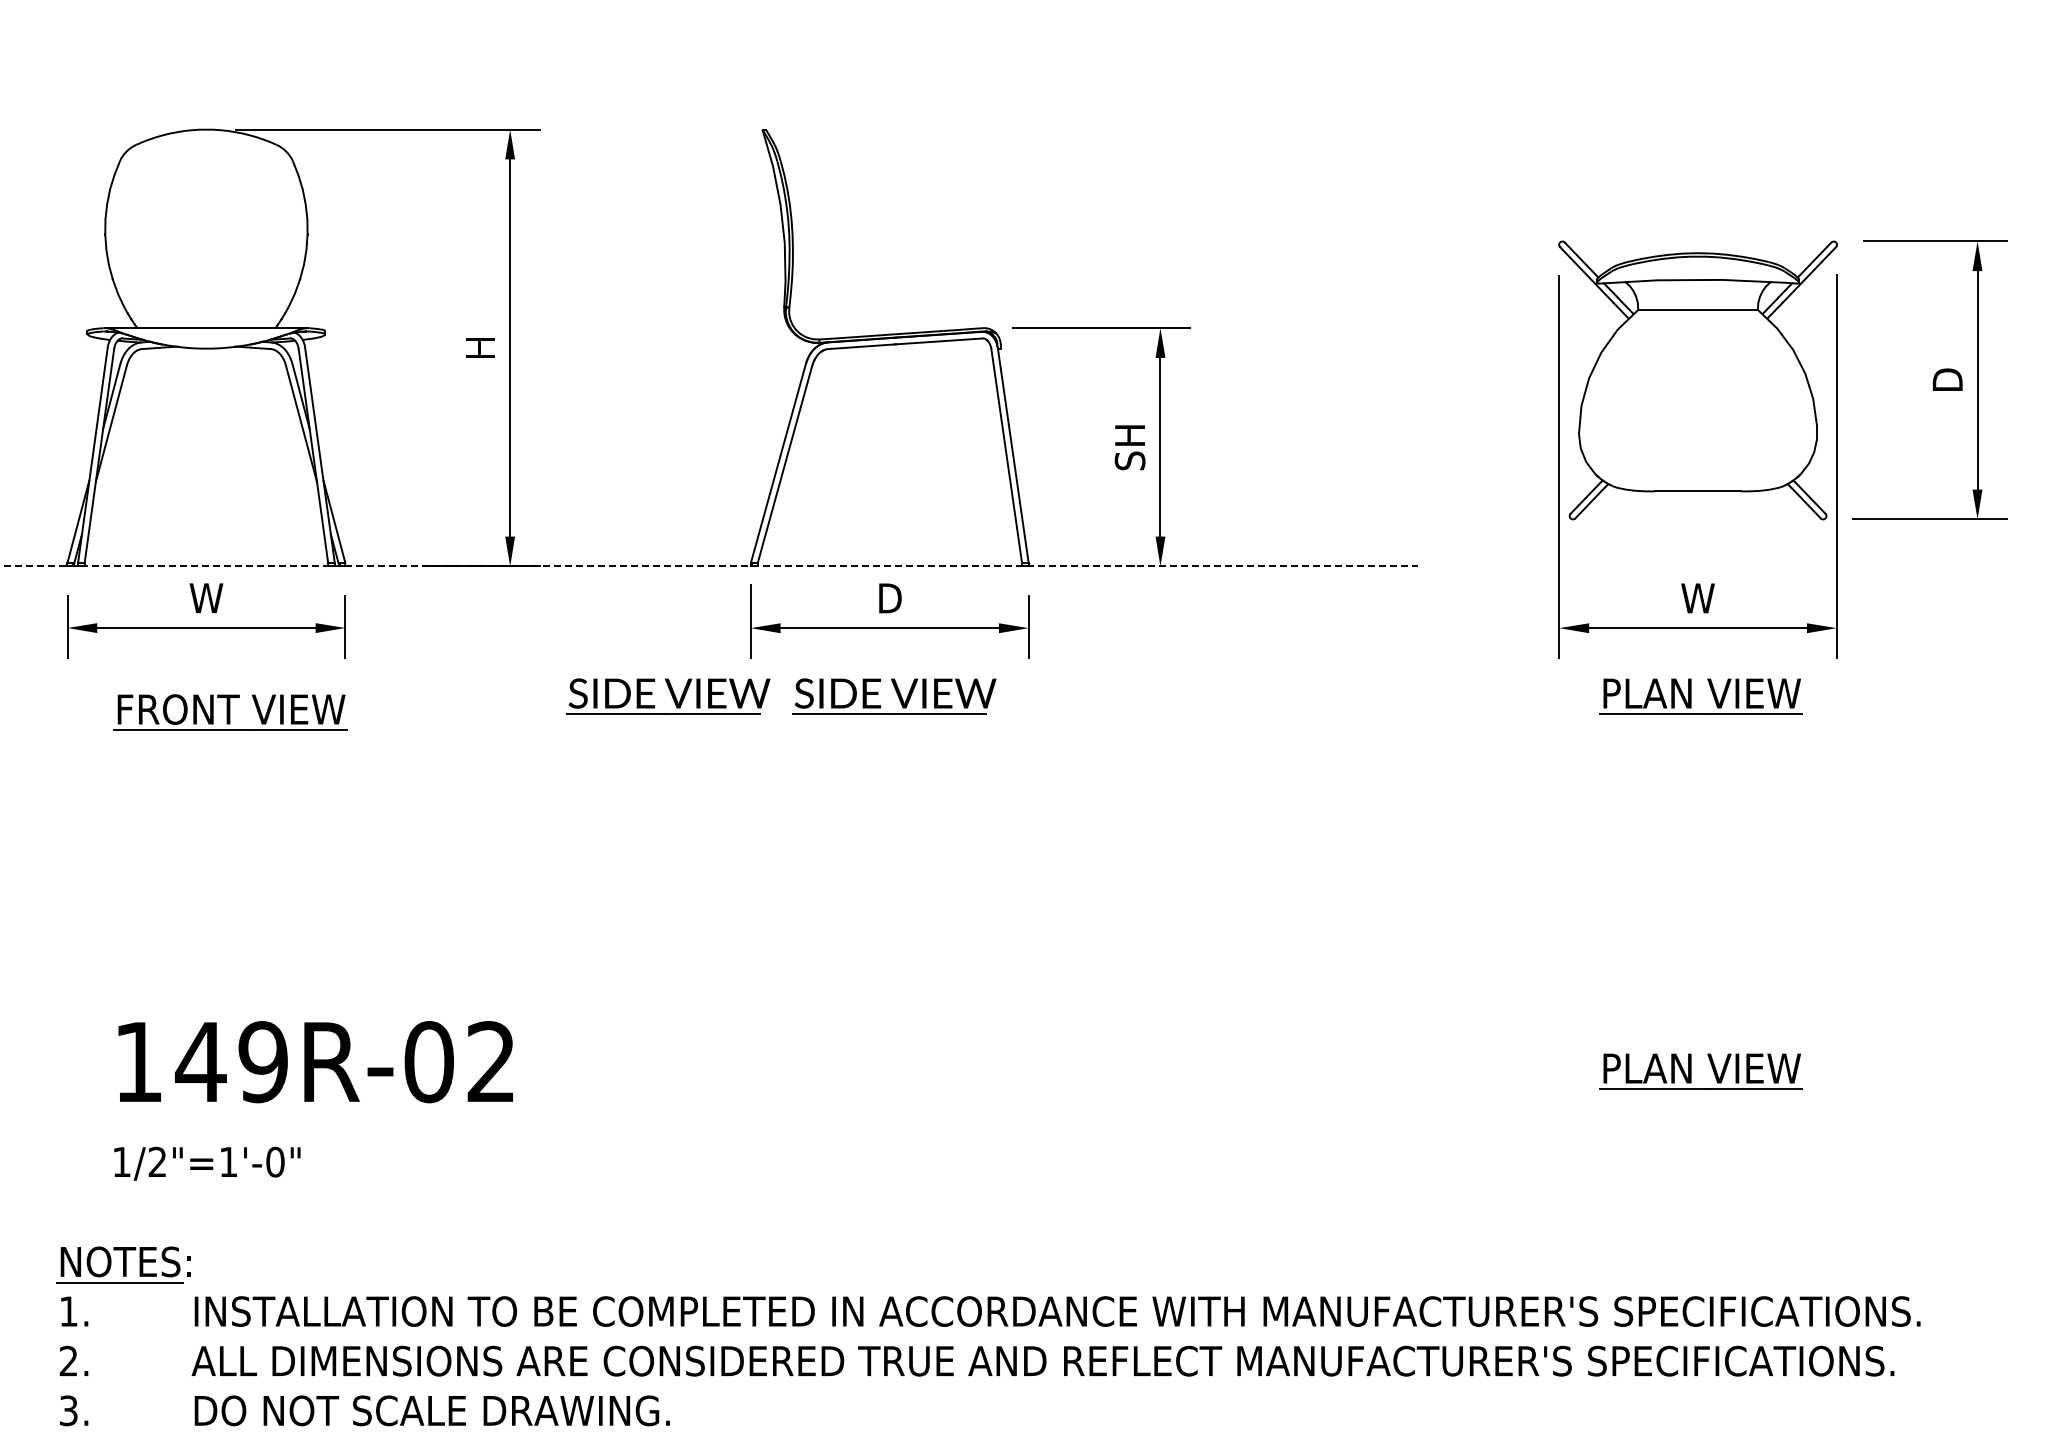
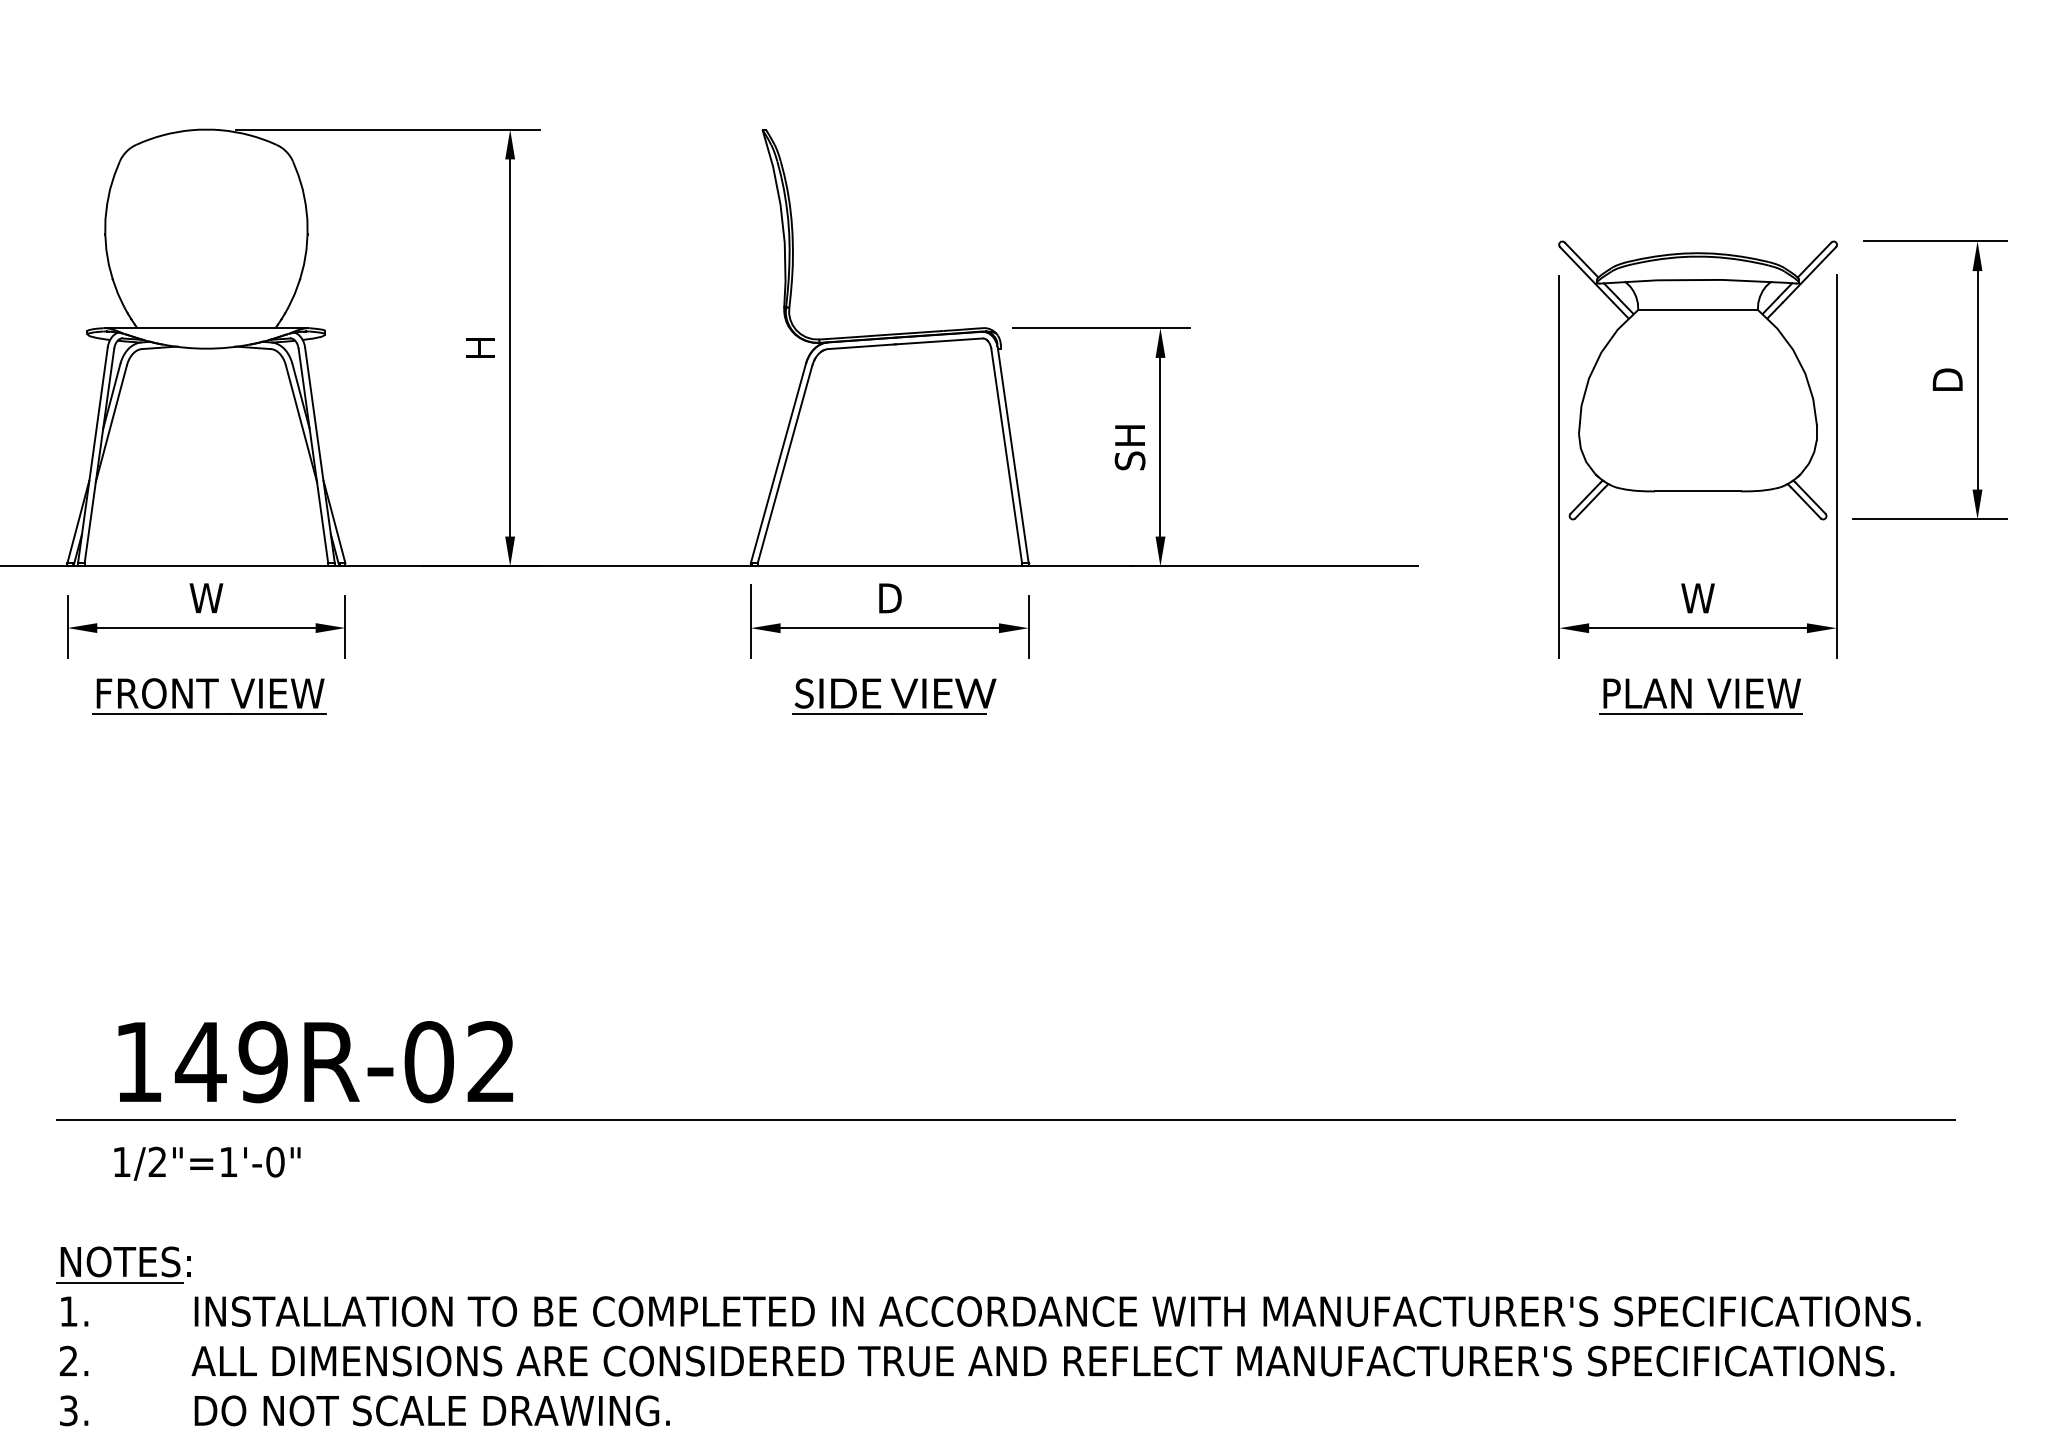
line: dashed -> solid (709, 566)
part: present -> none (668, 696)
part position: (230, 712) -> (209, 696) (209, 696)
part: present -> none (1691, 1071)
line: none -> present (1005, 1119)
